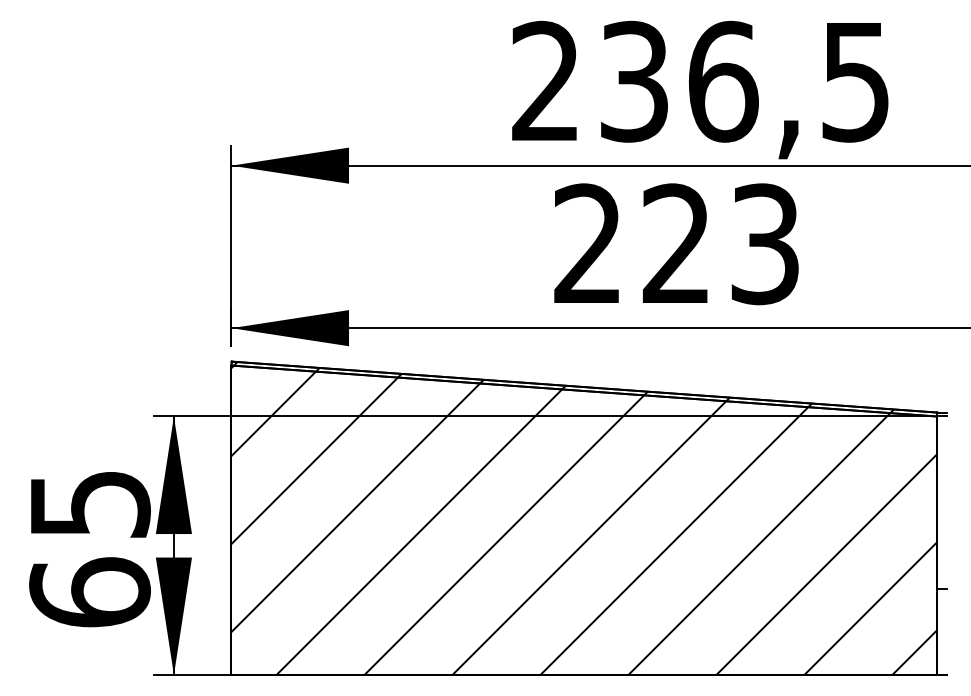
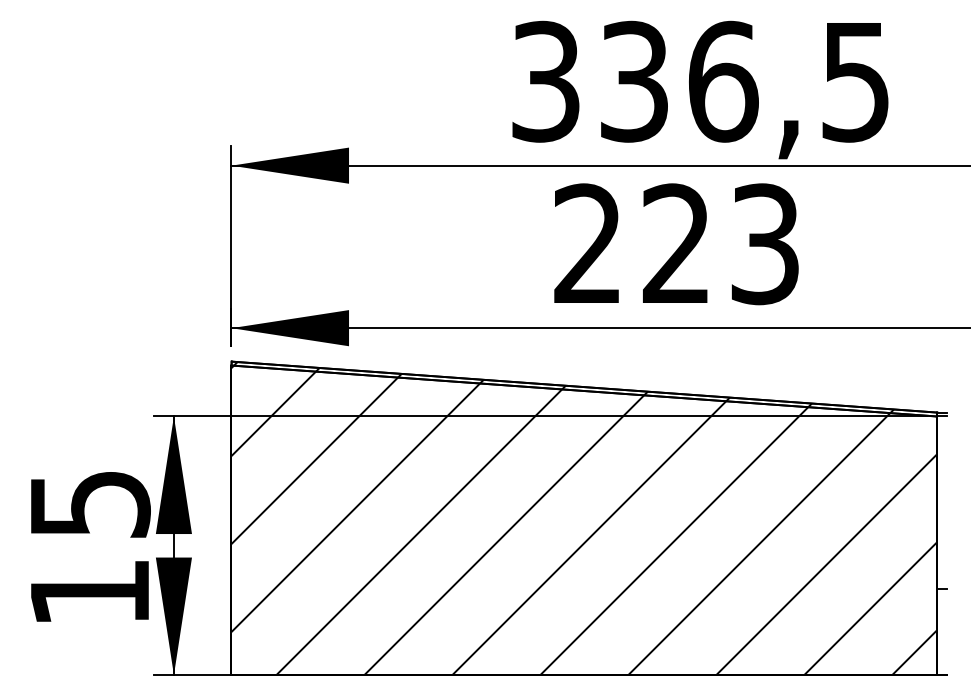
text: 236,5 -> 336,5 (545, 81)
text: 65 -> 15 (89, 592)
